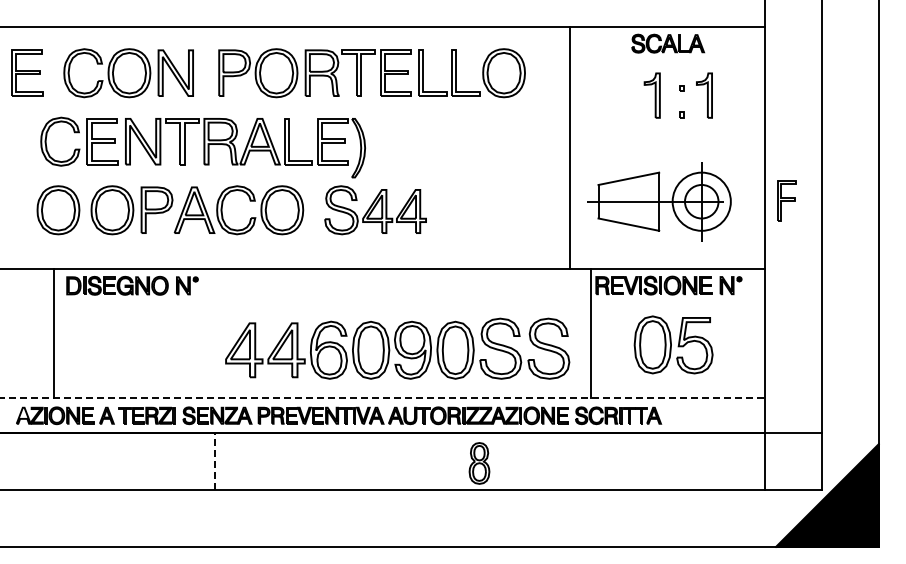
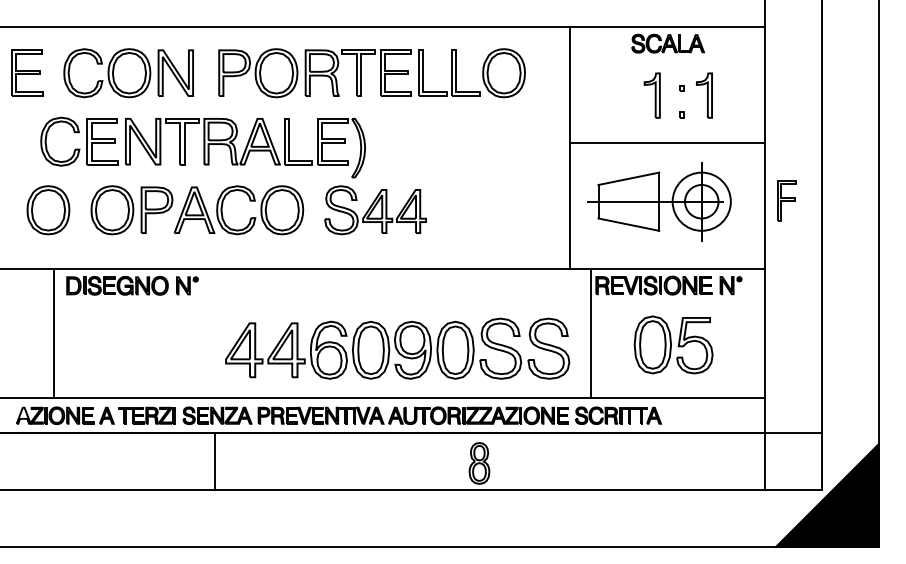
line: none -> present (667, 142)
part position: (58, 210) -> (48, 210) (48, 210)
line: dashed -> solid (382, 398)
line: dashed -> solid (214, 461)
